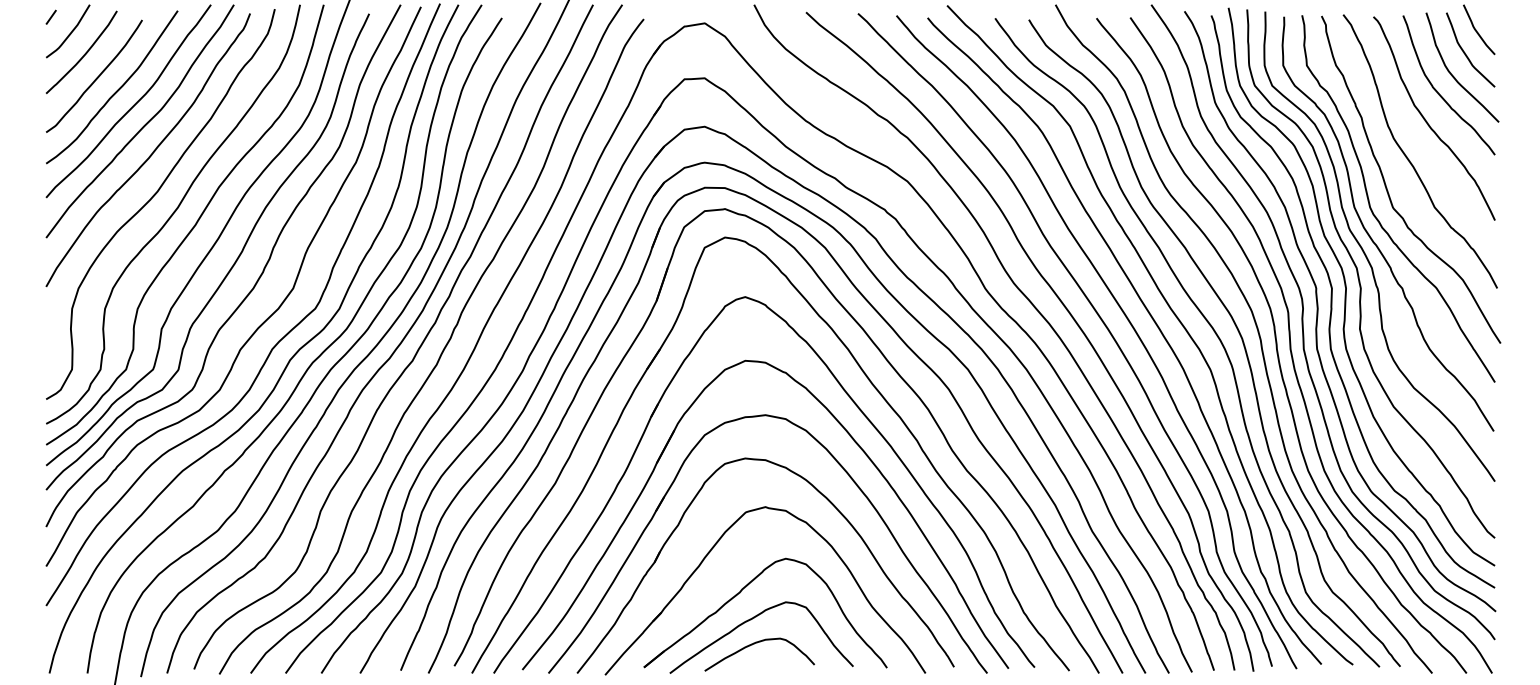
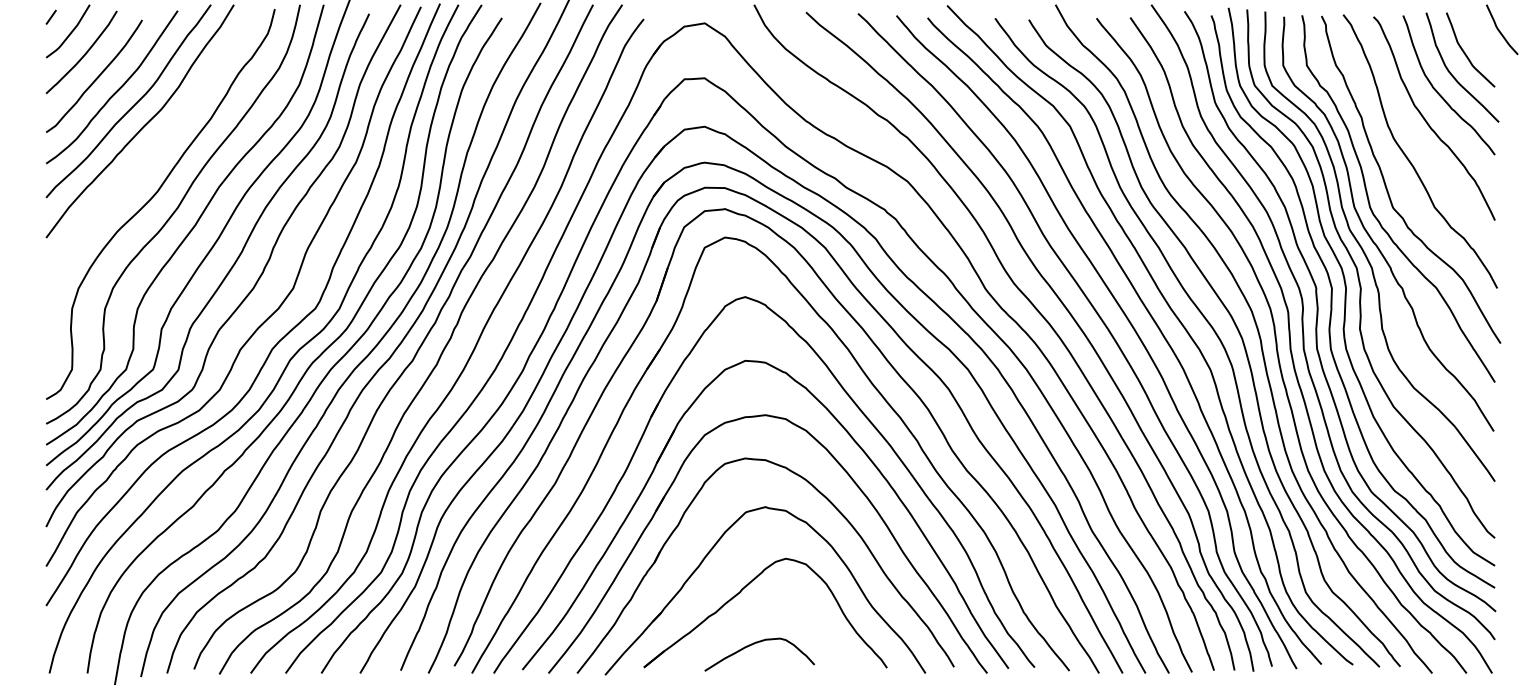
curve position: (1477, 31) -> (1500, 31) (1500, 31)
curve: present -> none (151, 153)
curve: present -> none (752, 619)
